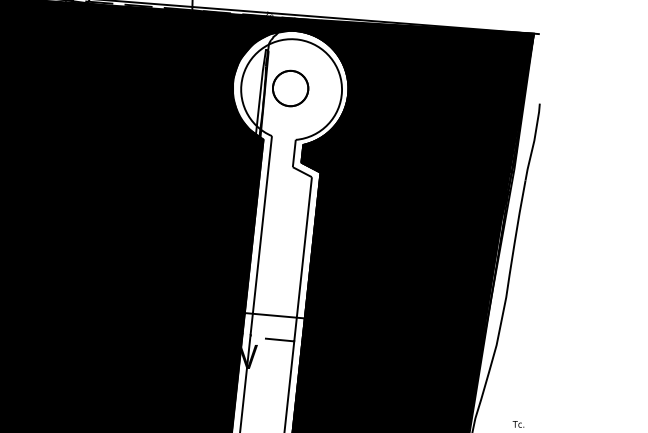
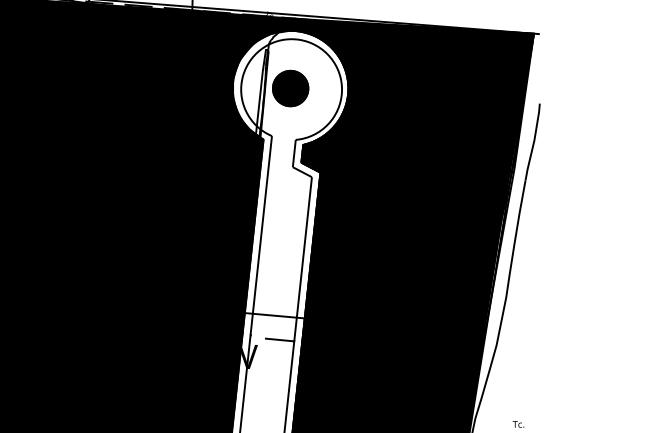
fill: none -> present (290, 88)
